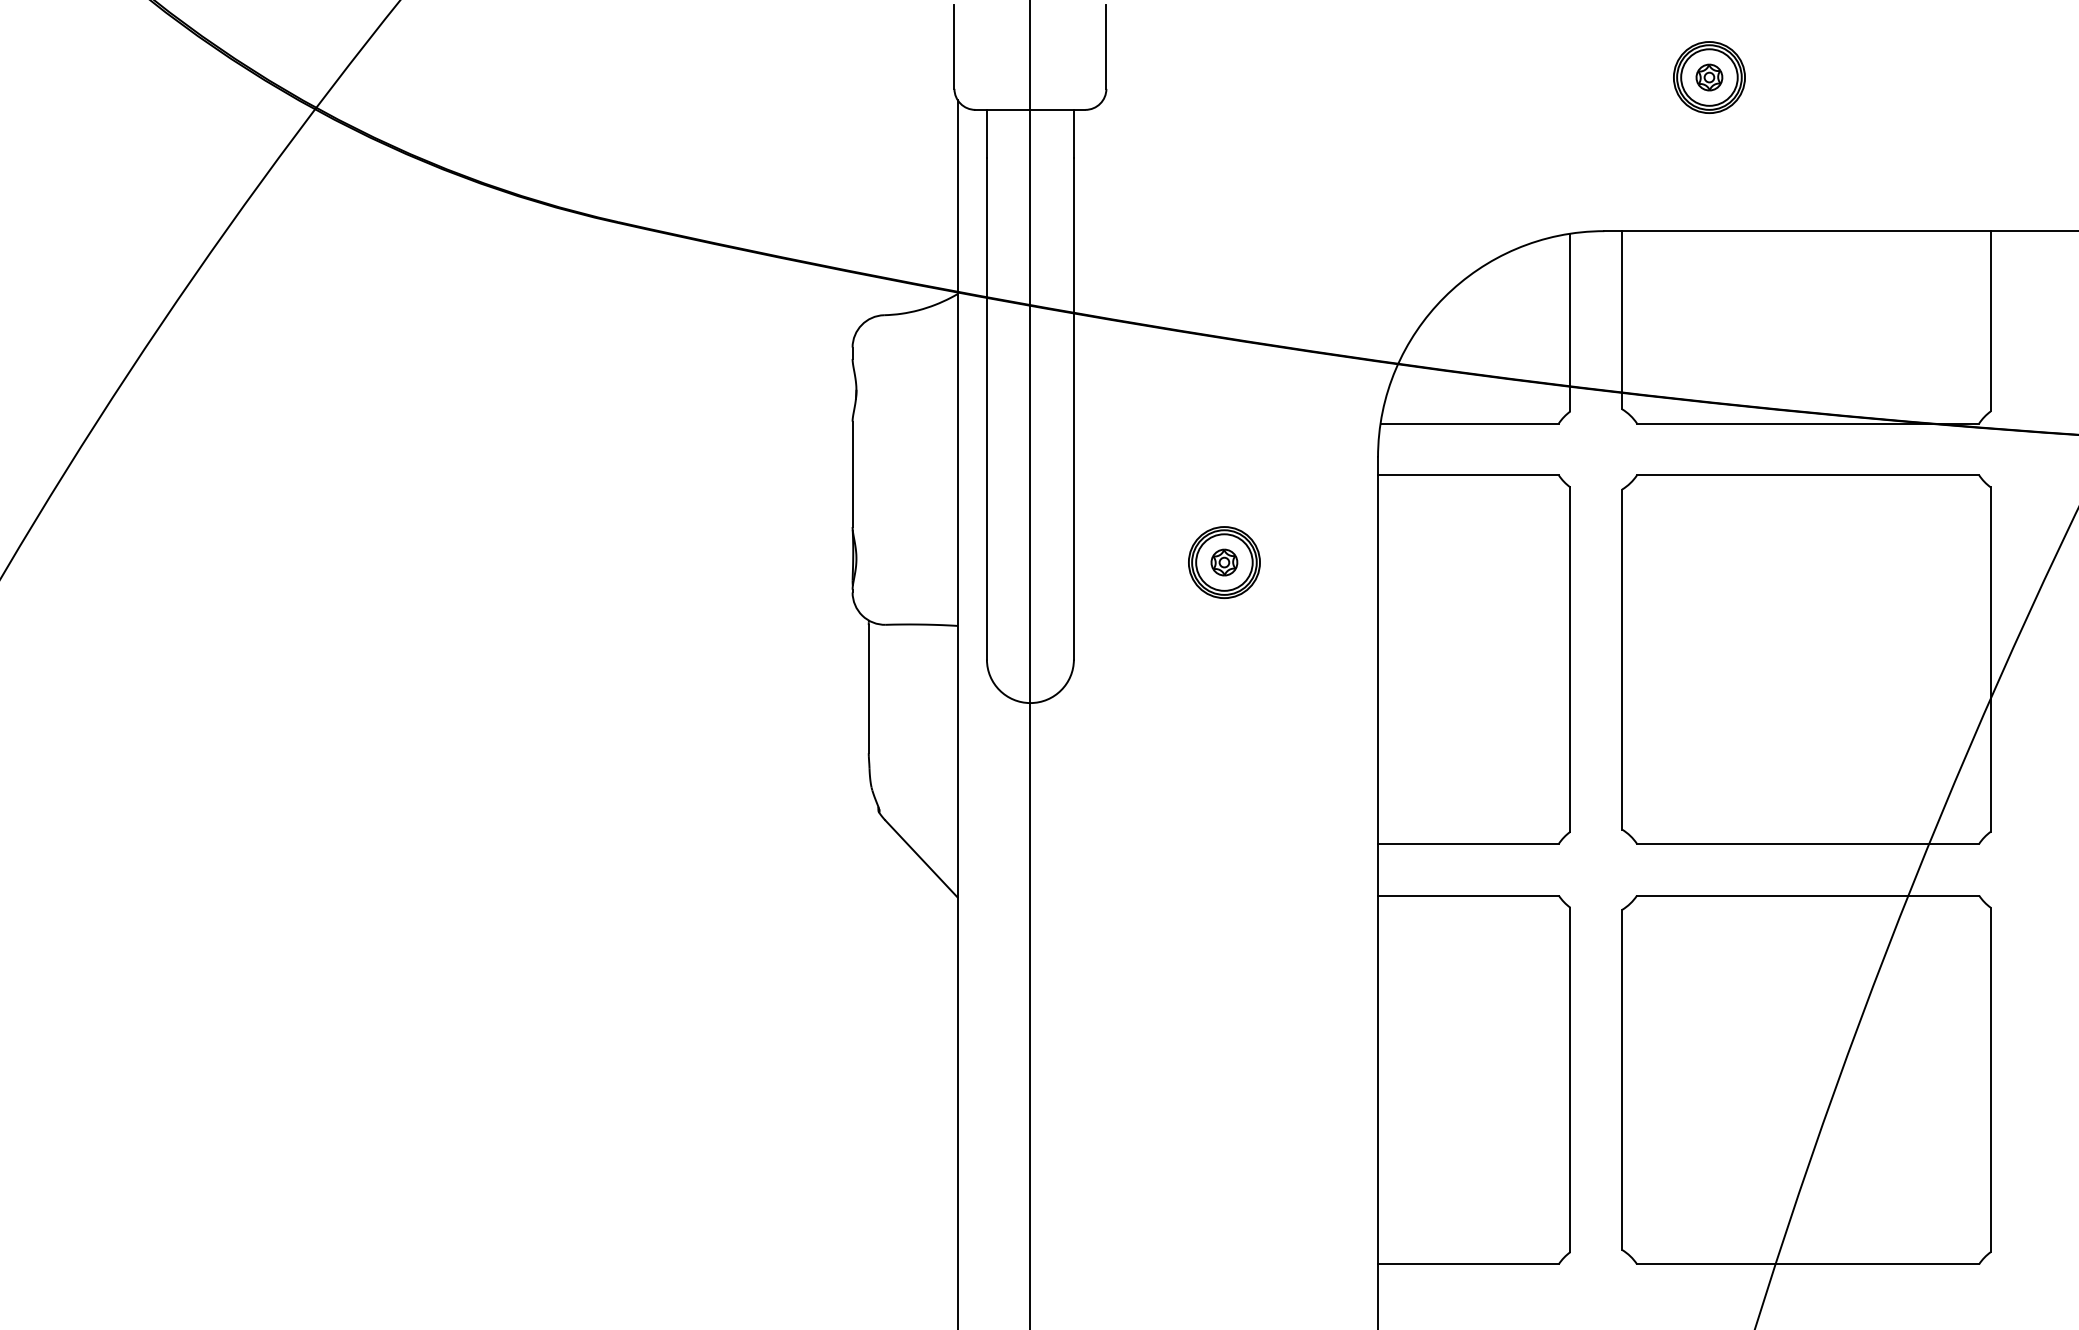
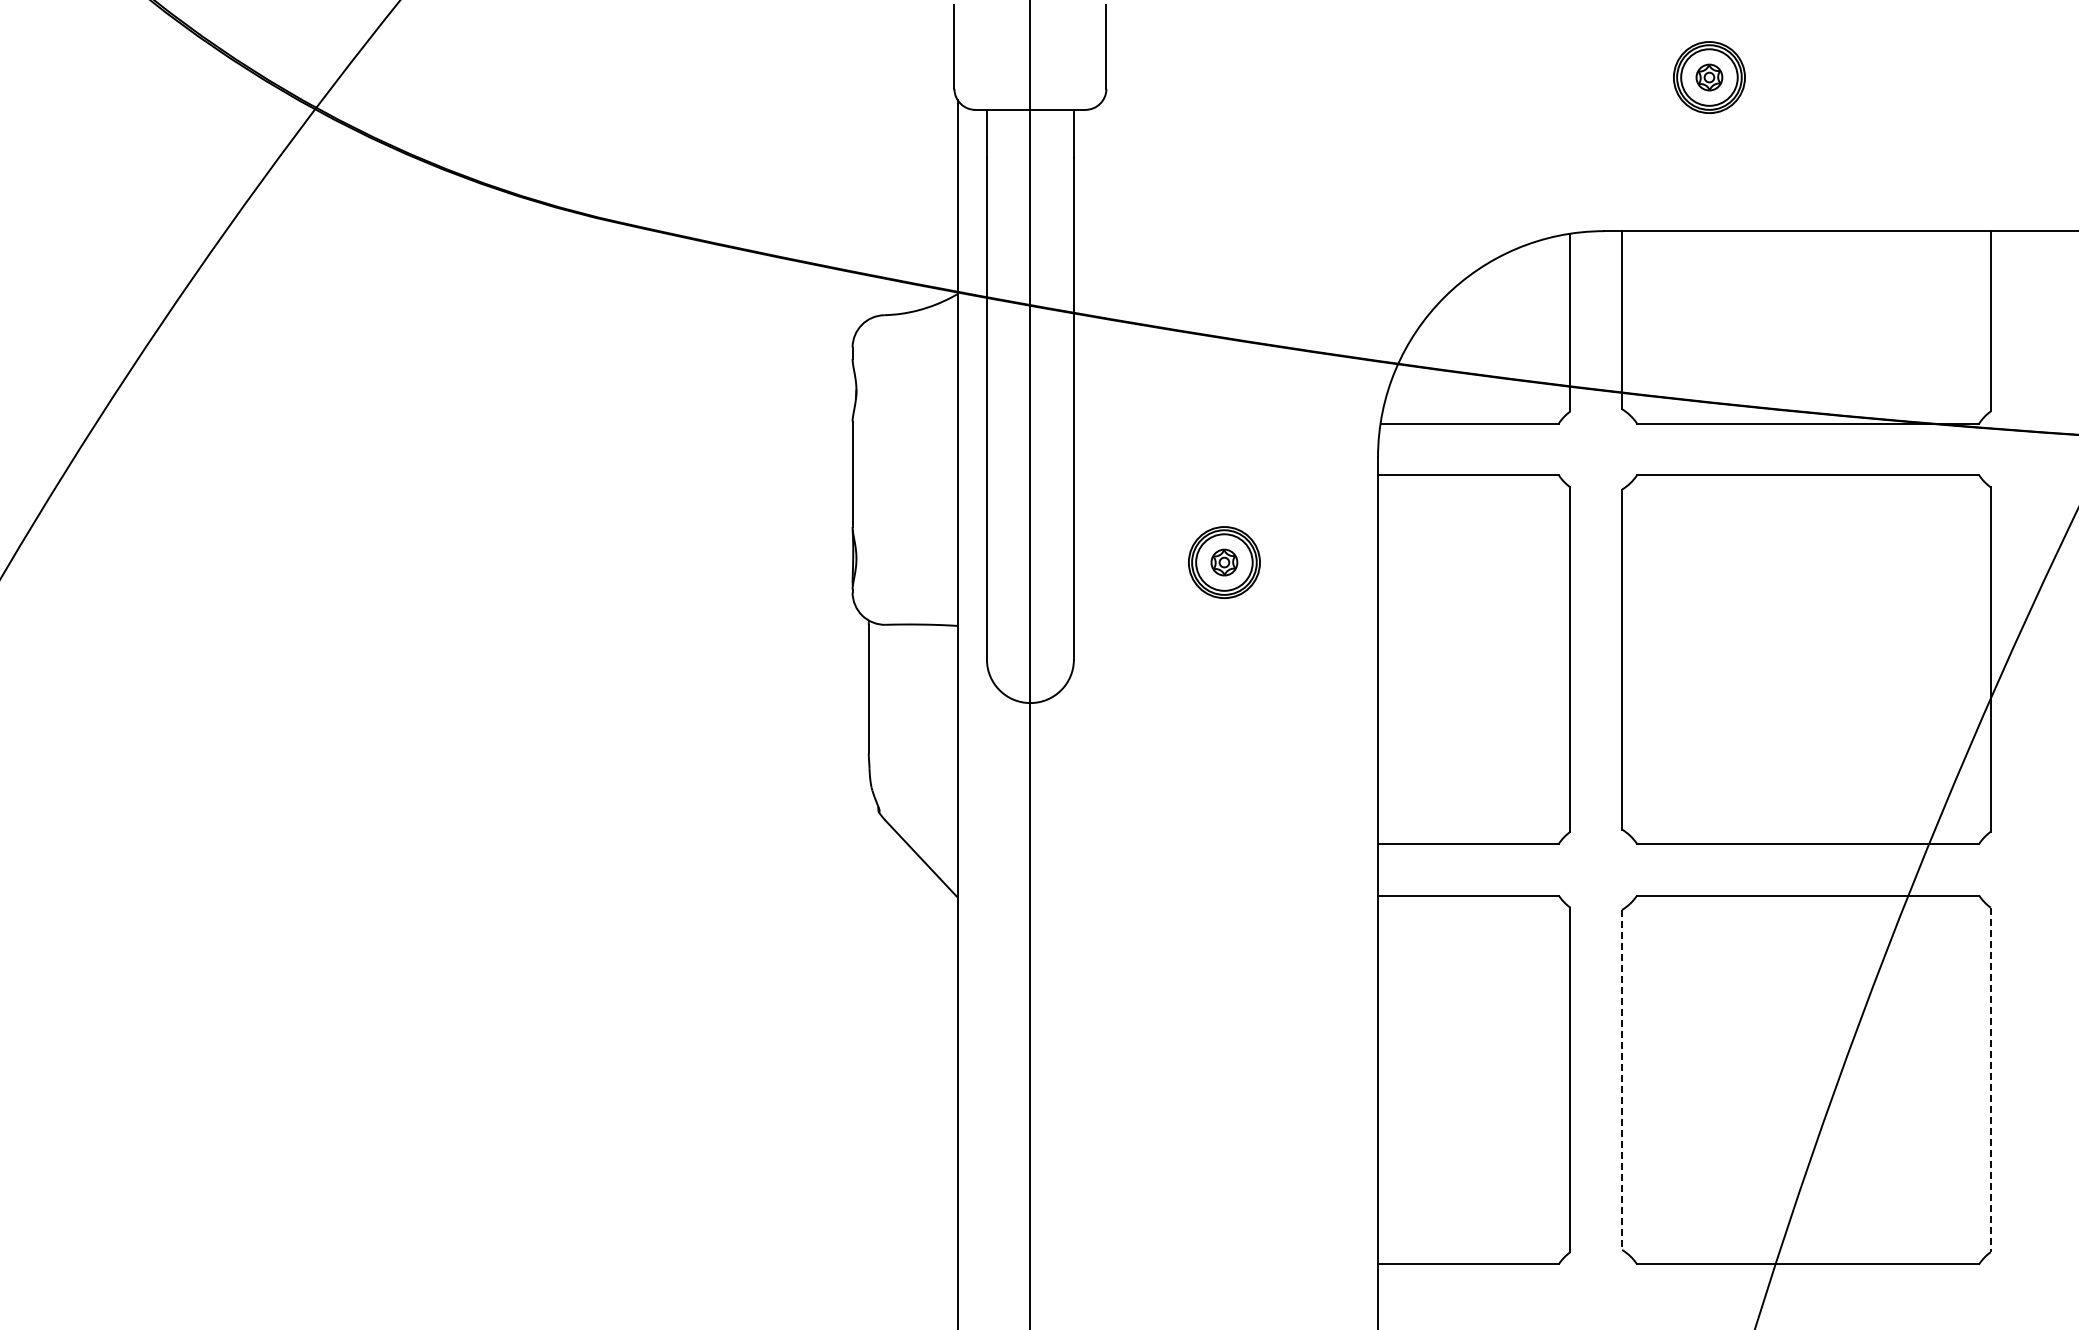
line: solid -> dashed (1622, 1080)
line: solid -> dashed (1990, 1080)
